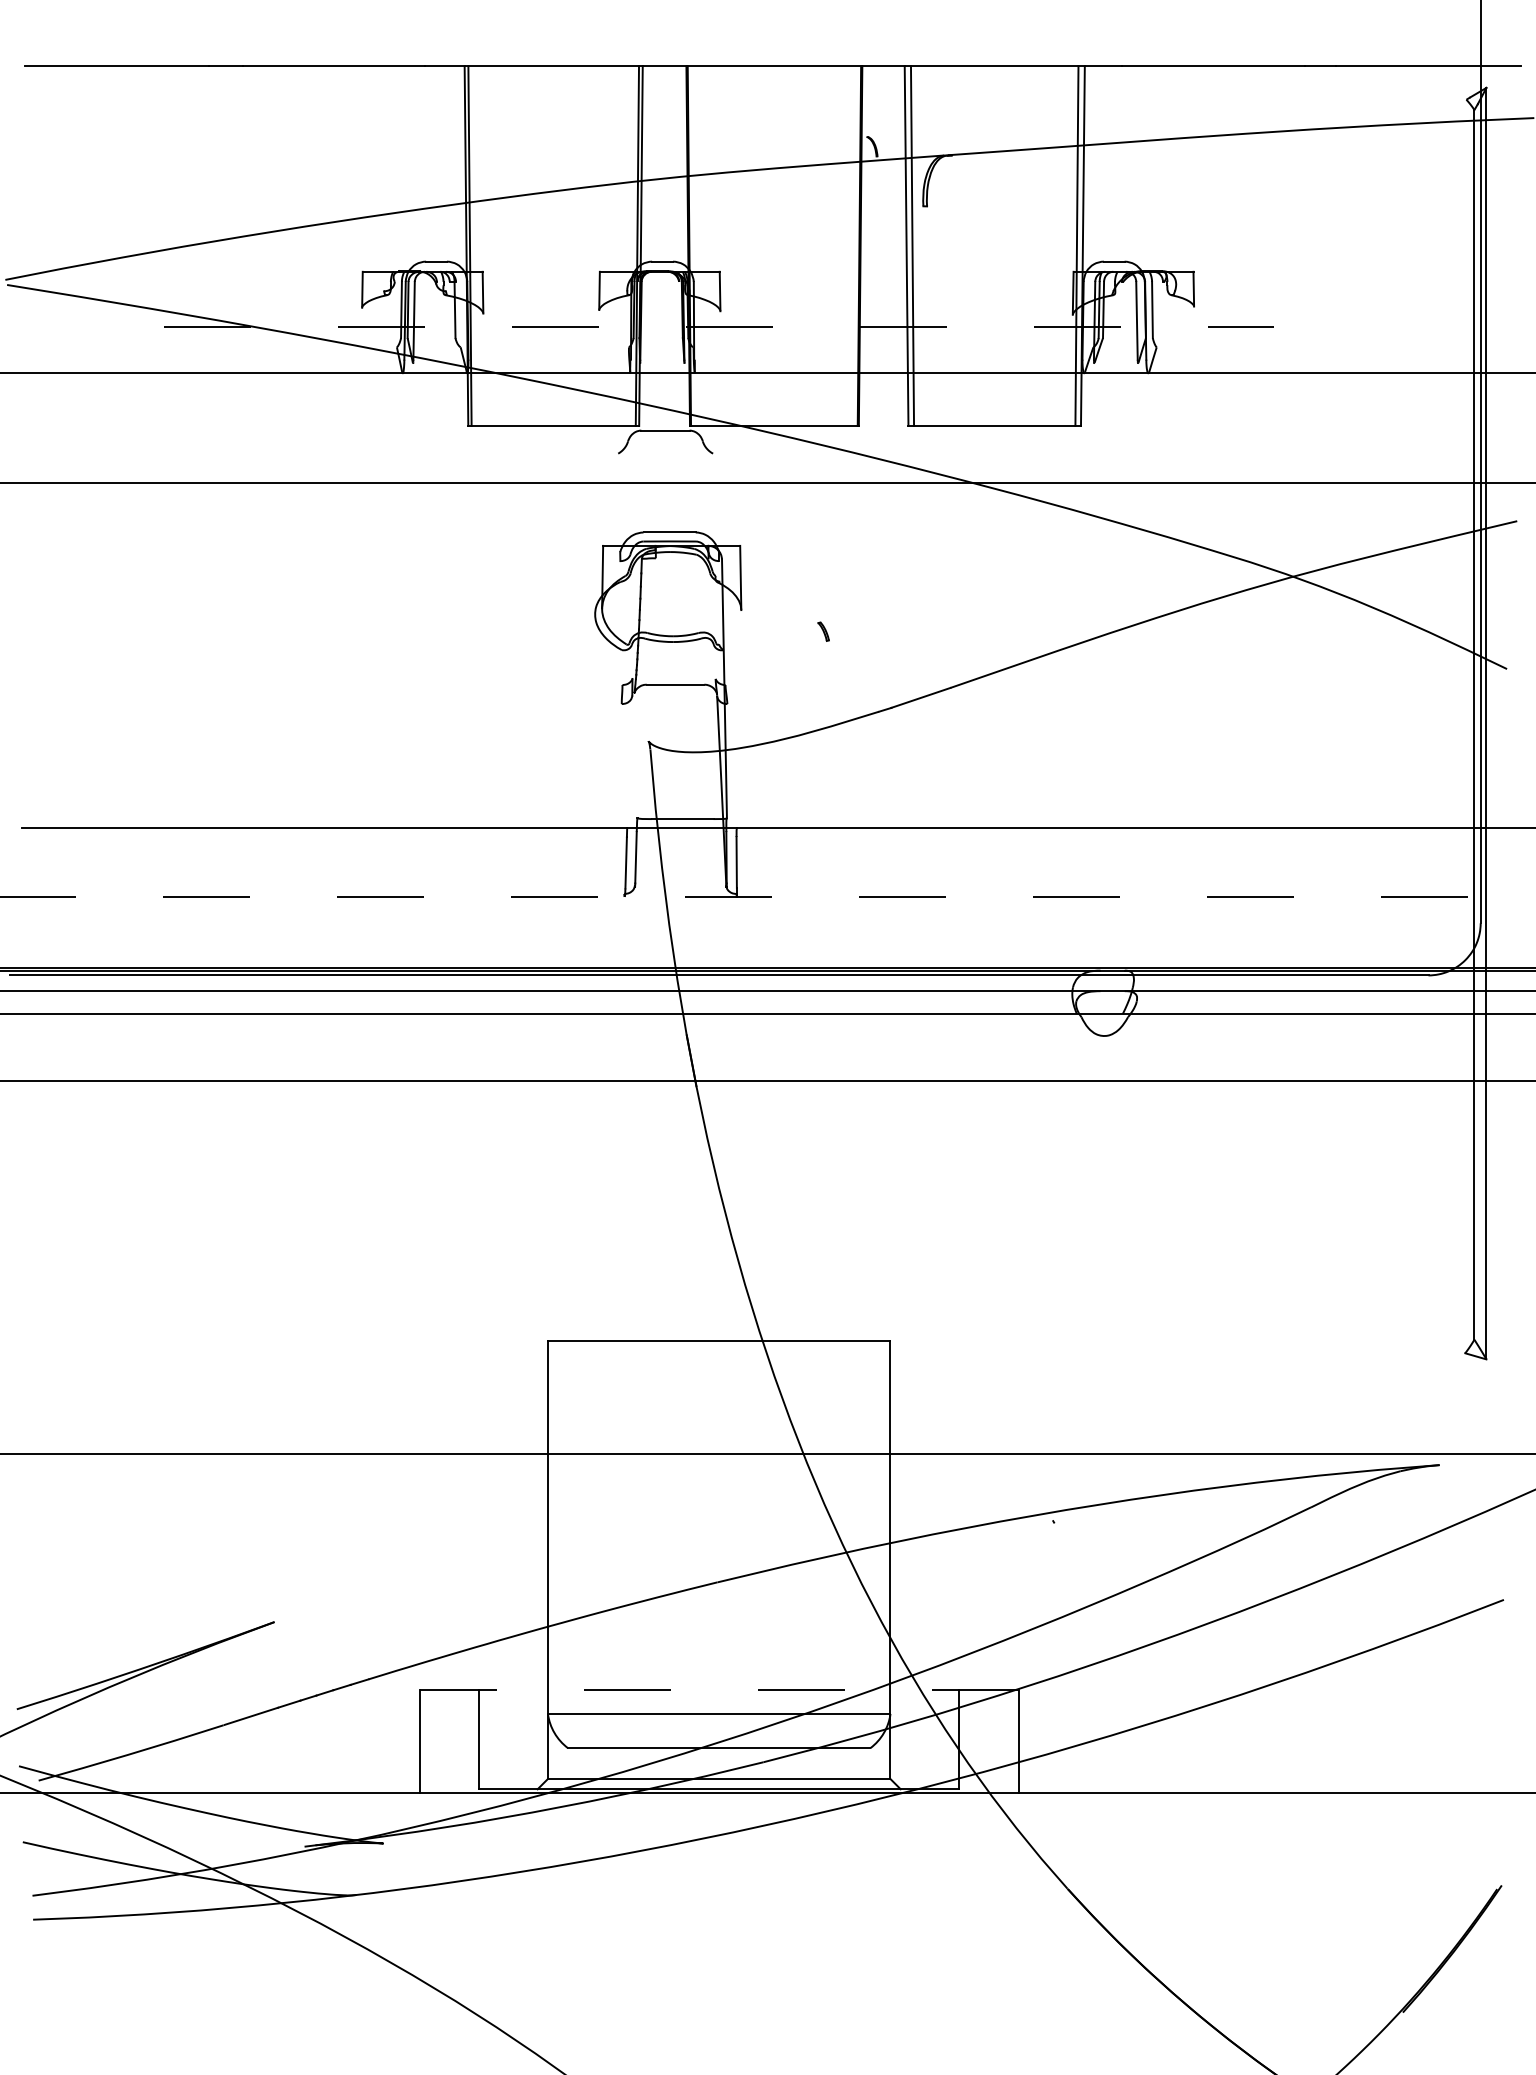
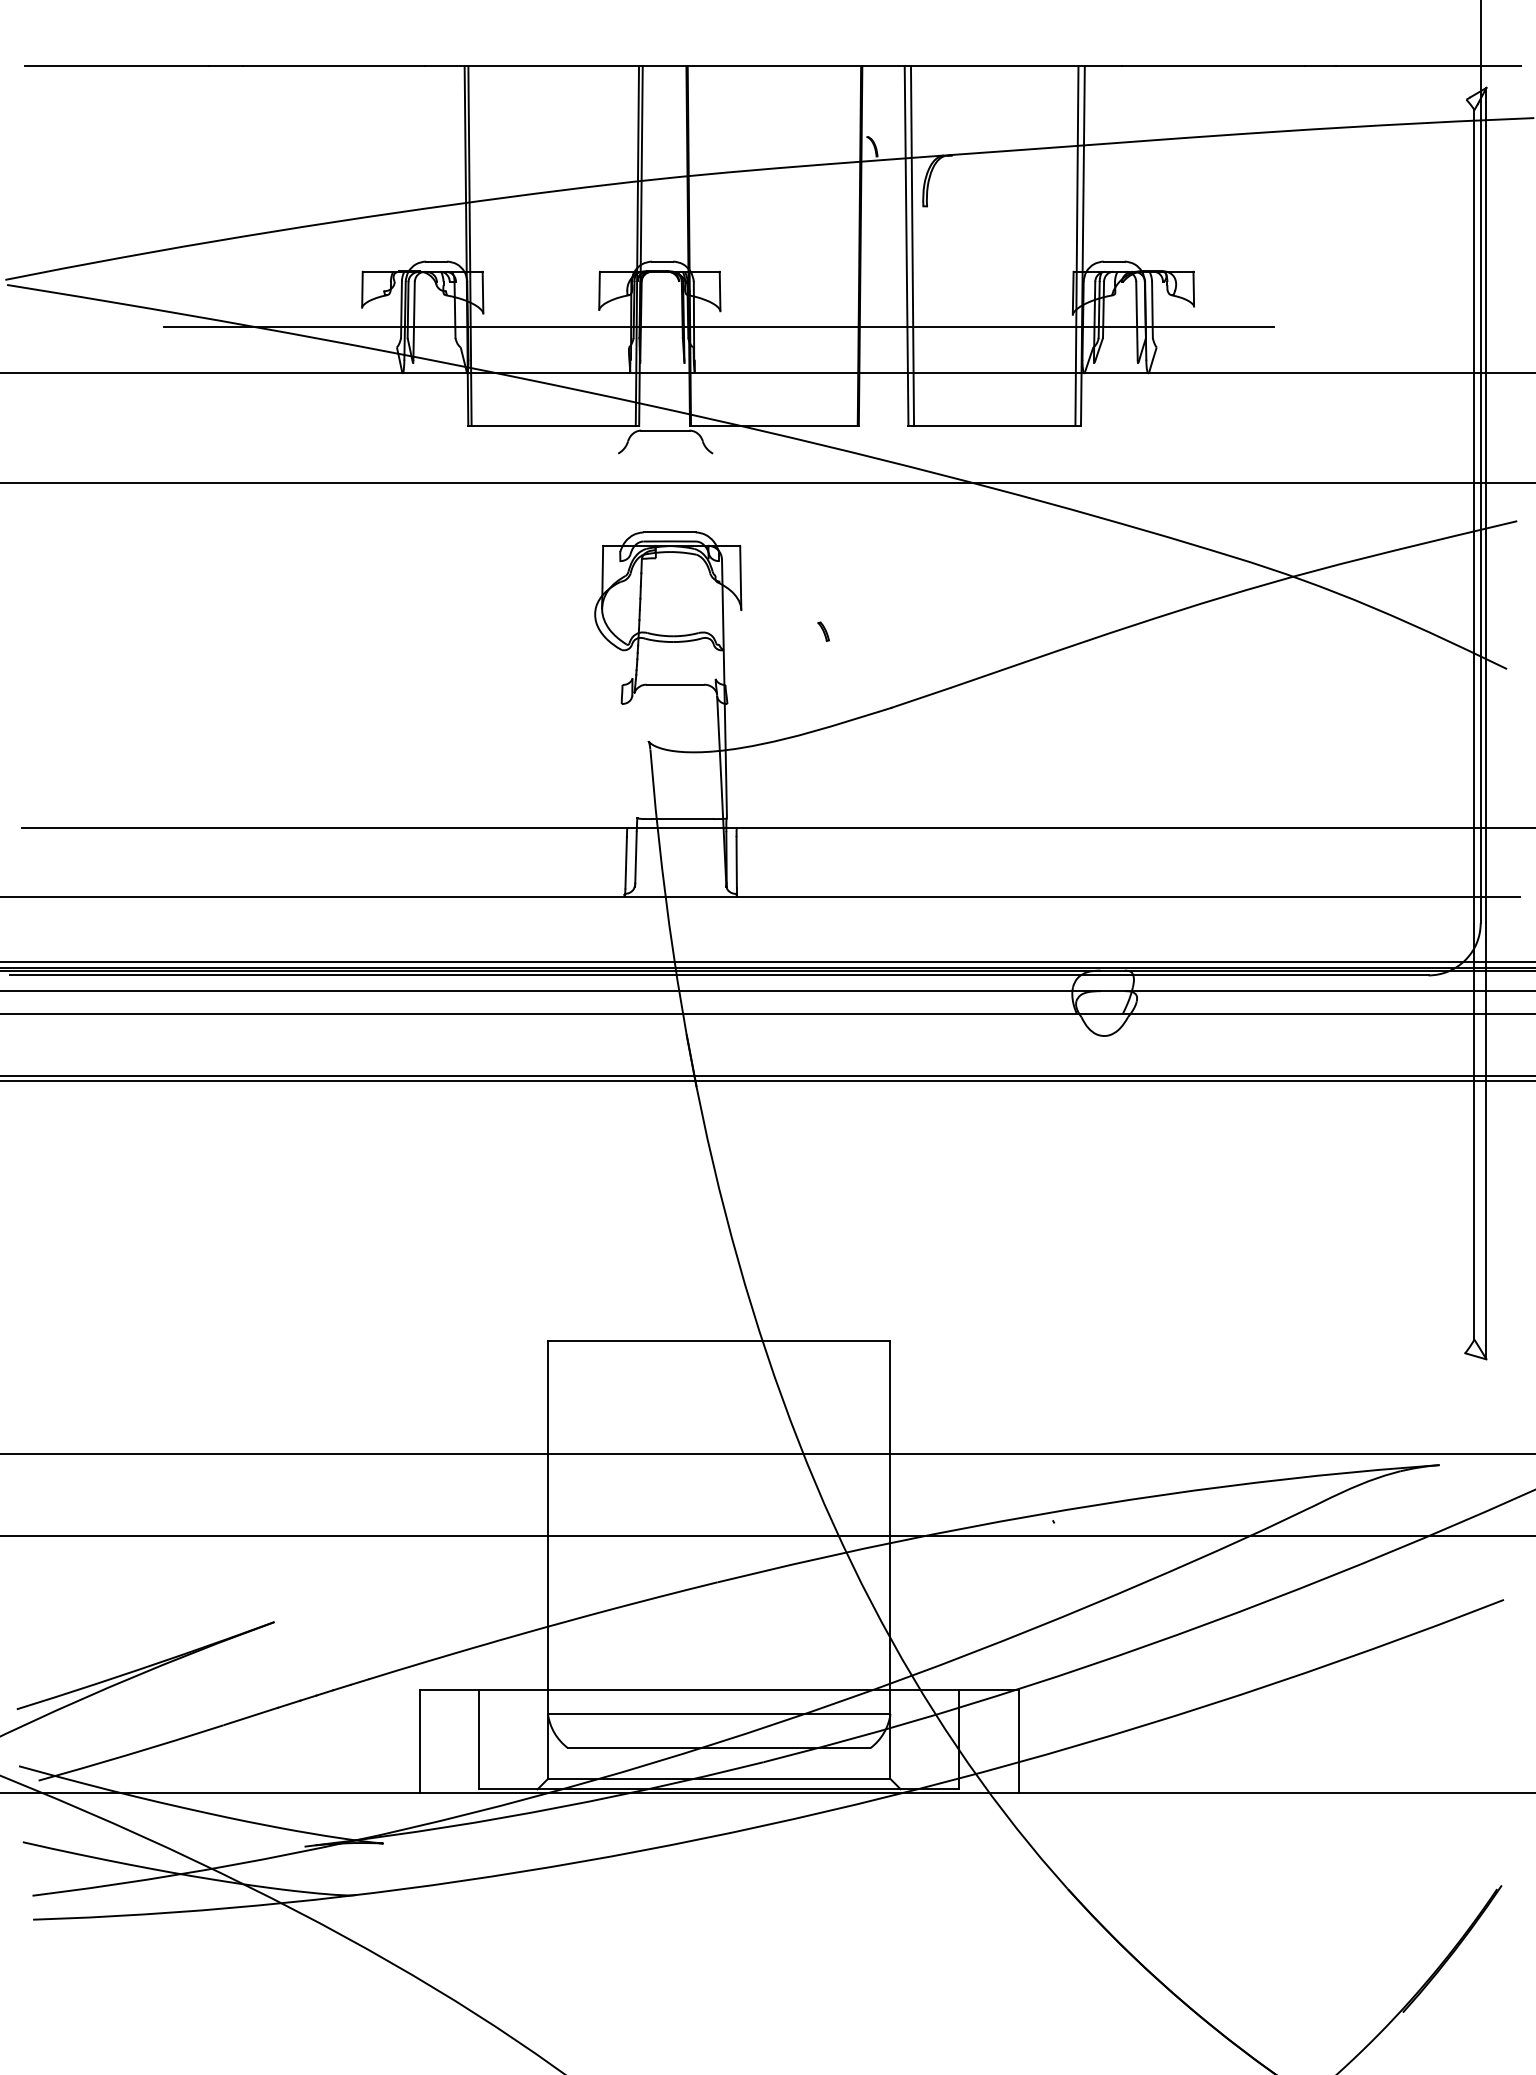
line: dashed -> solid (719, 326)
line: dashed -> solid (760, 896)
line: none -> present (767, 961)
line: none -> present (767, 1076)
line: none -> present (767, 1536)
line: dashed -> solid (719, 1689)
